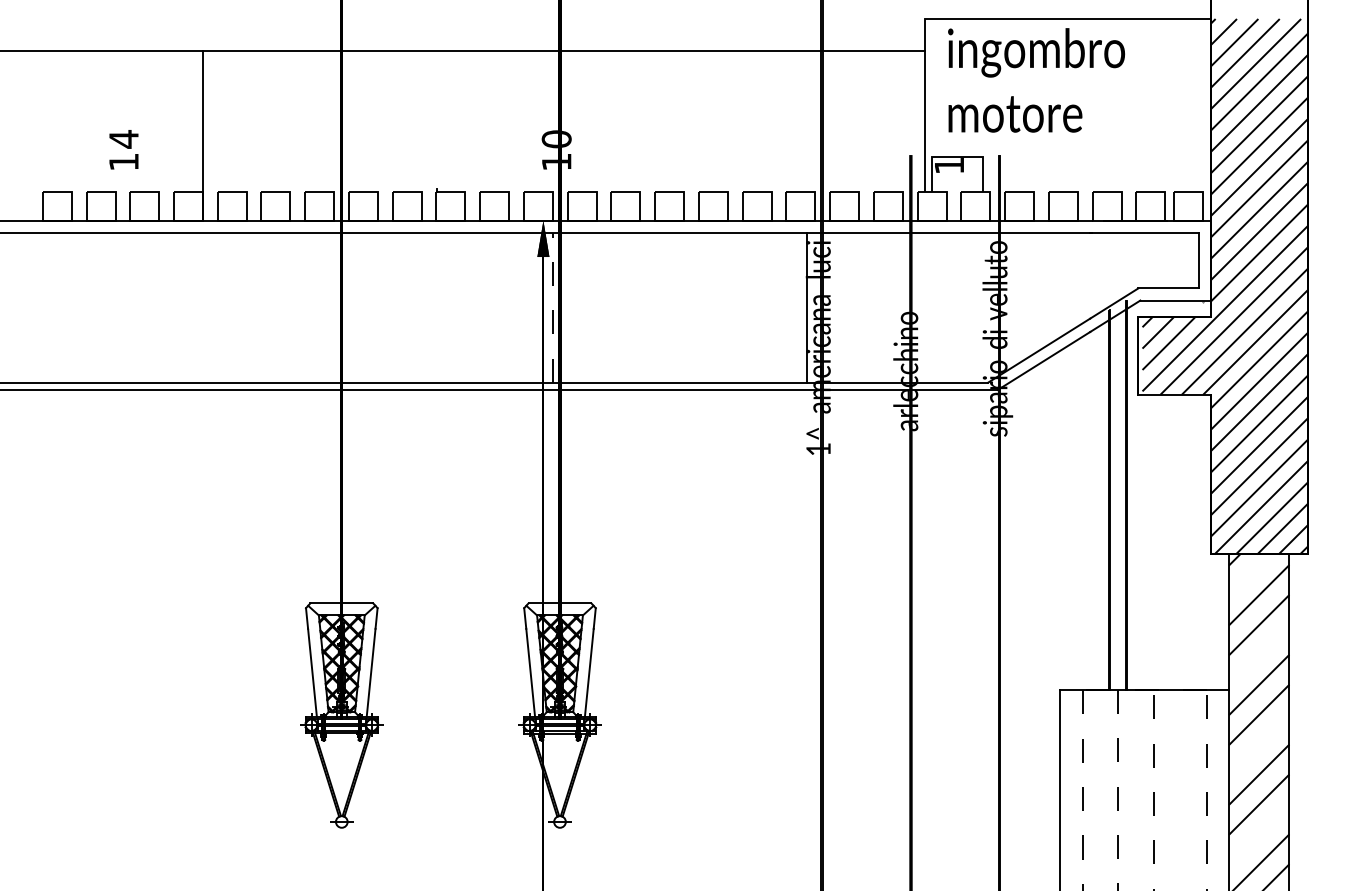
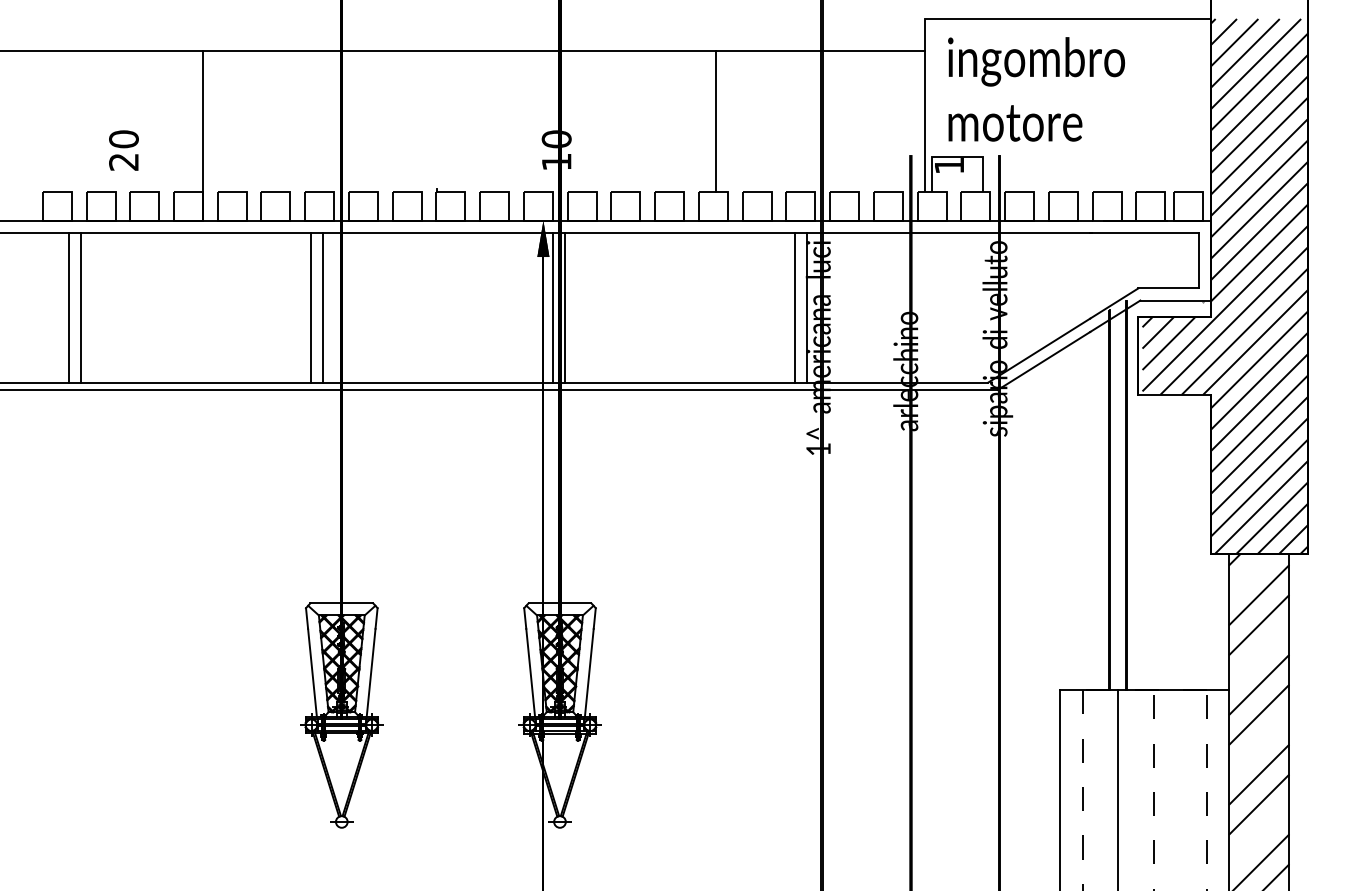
text position: (1036, 80) -> (1036, 89) (1036, 89)
line: none -> present (716, 121)
text: 14 -> 20 (123, 150)
line: none -> present (69, 307)
line: none -> present (81, 307)
line: none -> present (311, 307)
line: none -> present (323, 307)
line: dashed -> solid (552, 307)
line: none -> present (565, 307)
line: none -> present (794, 307)
line: dashed -> solid (1118, 790)
